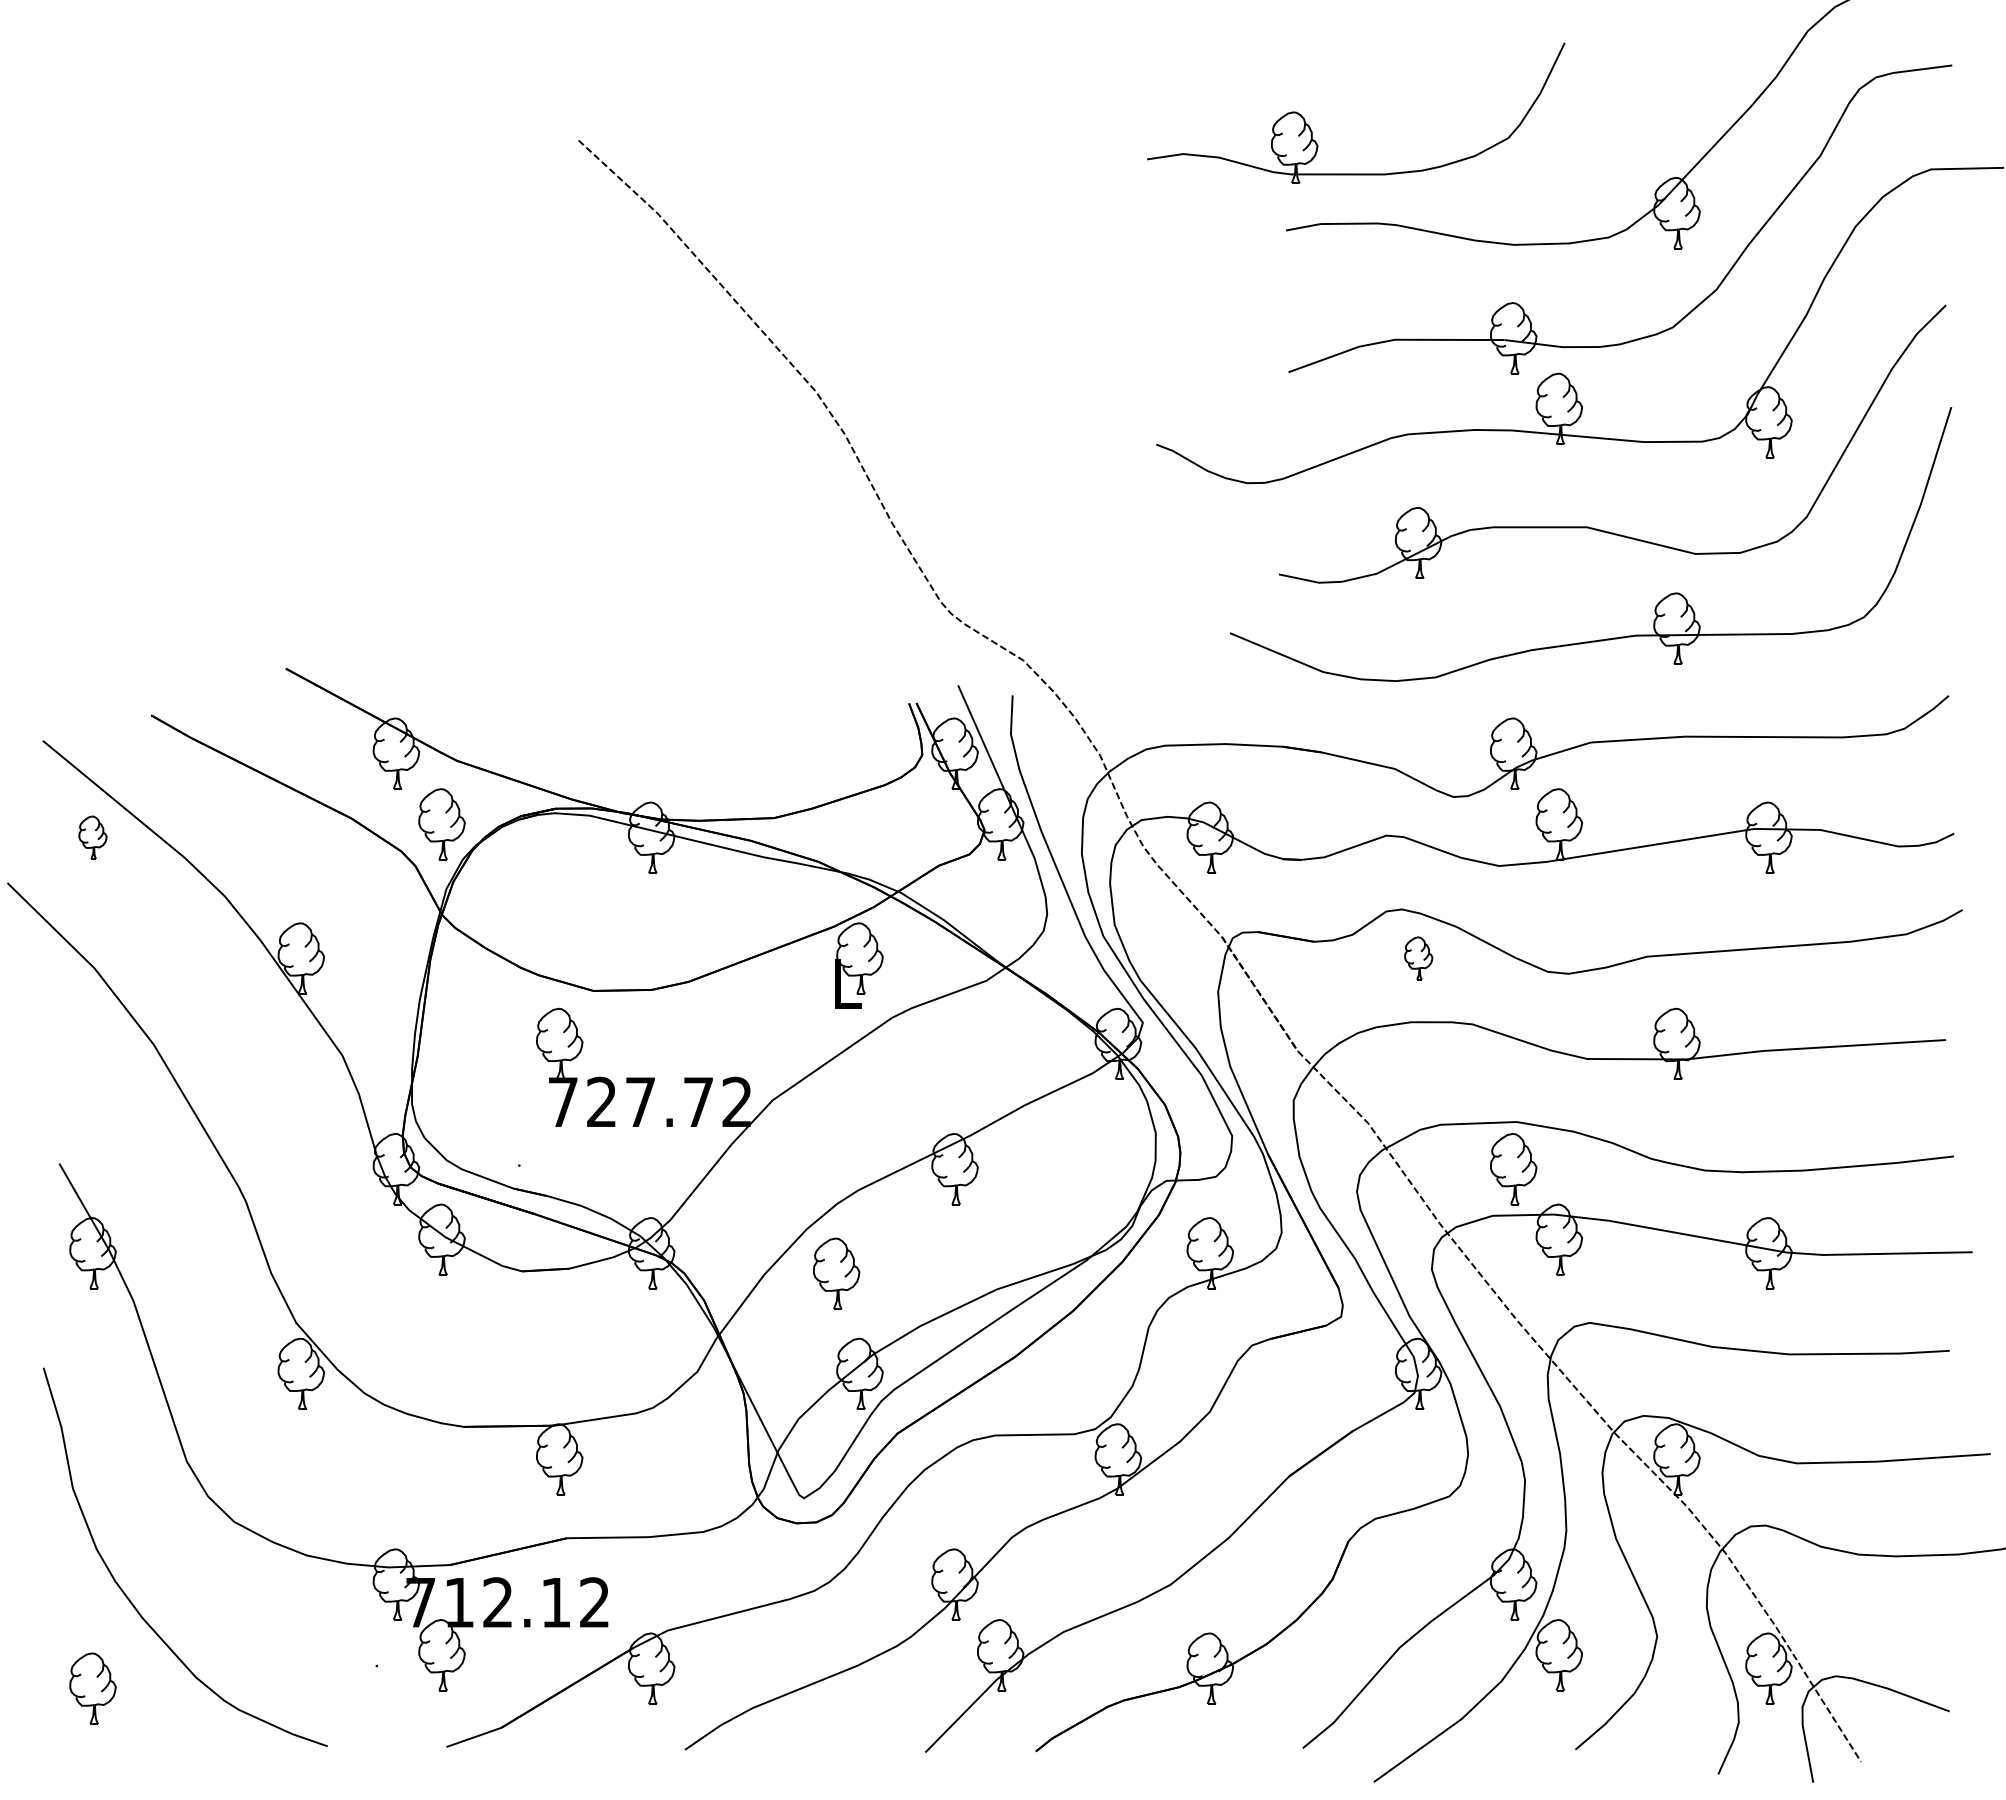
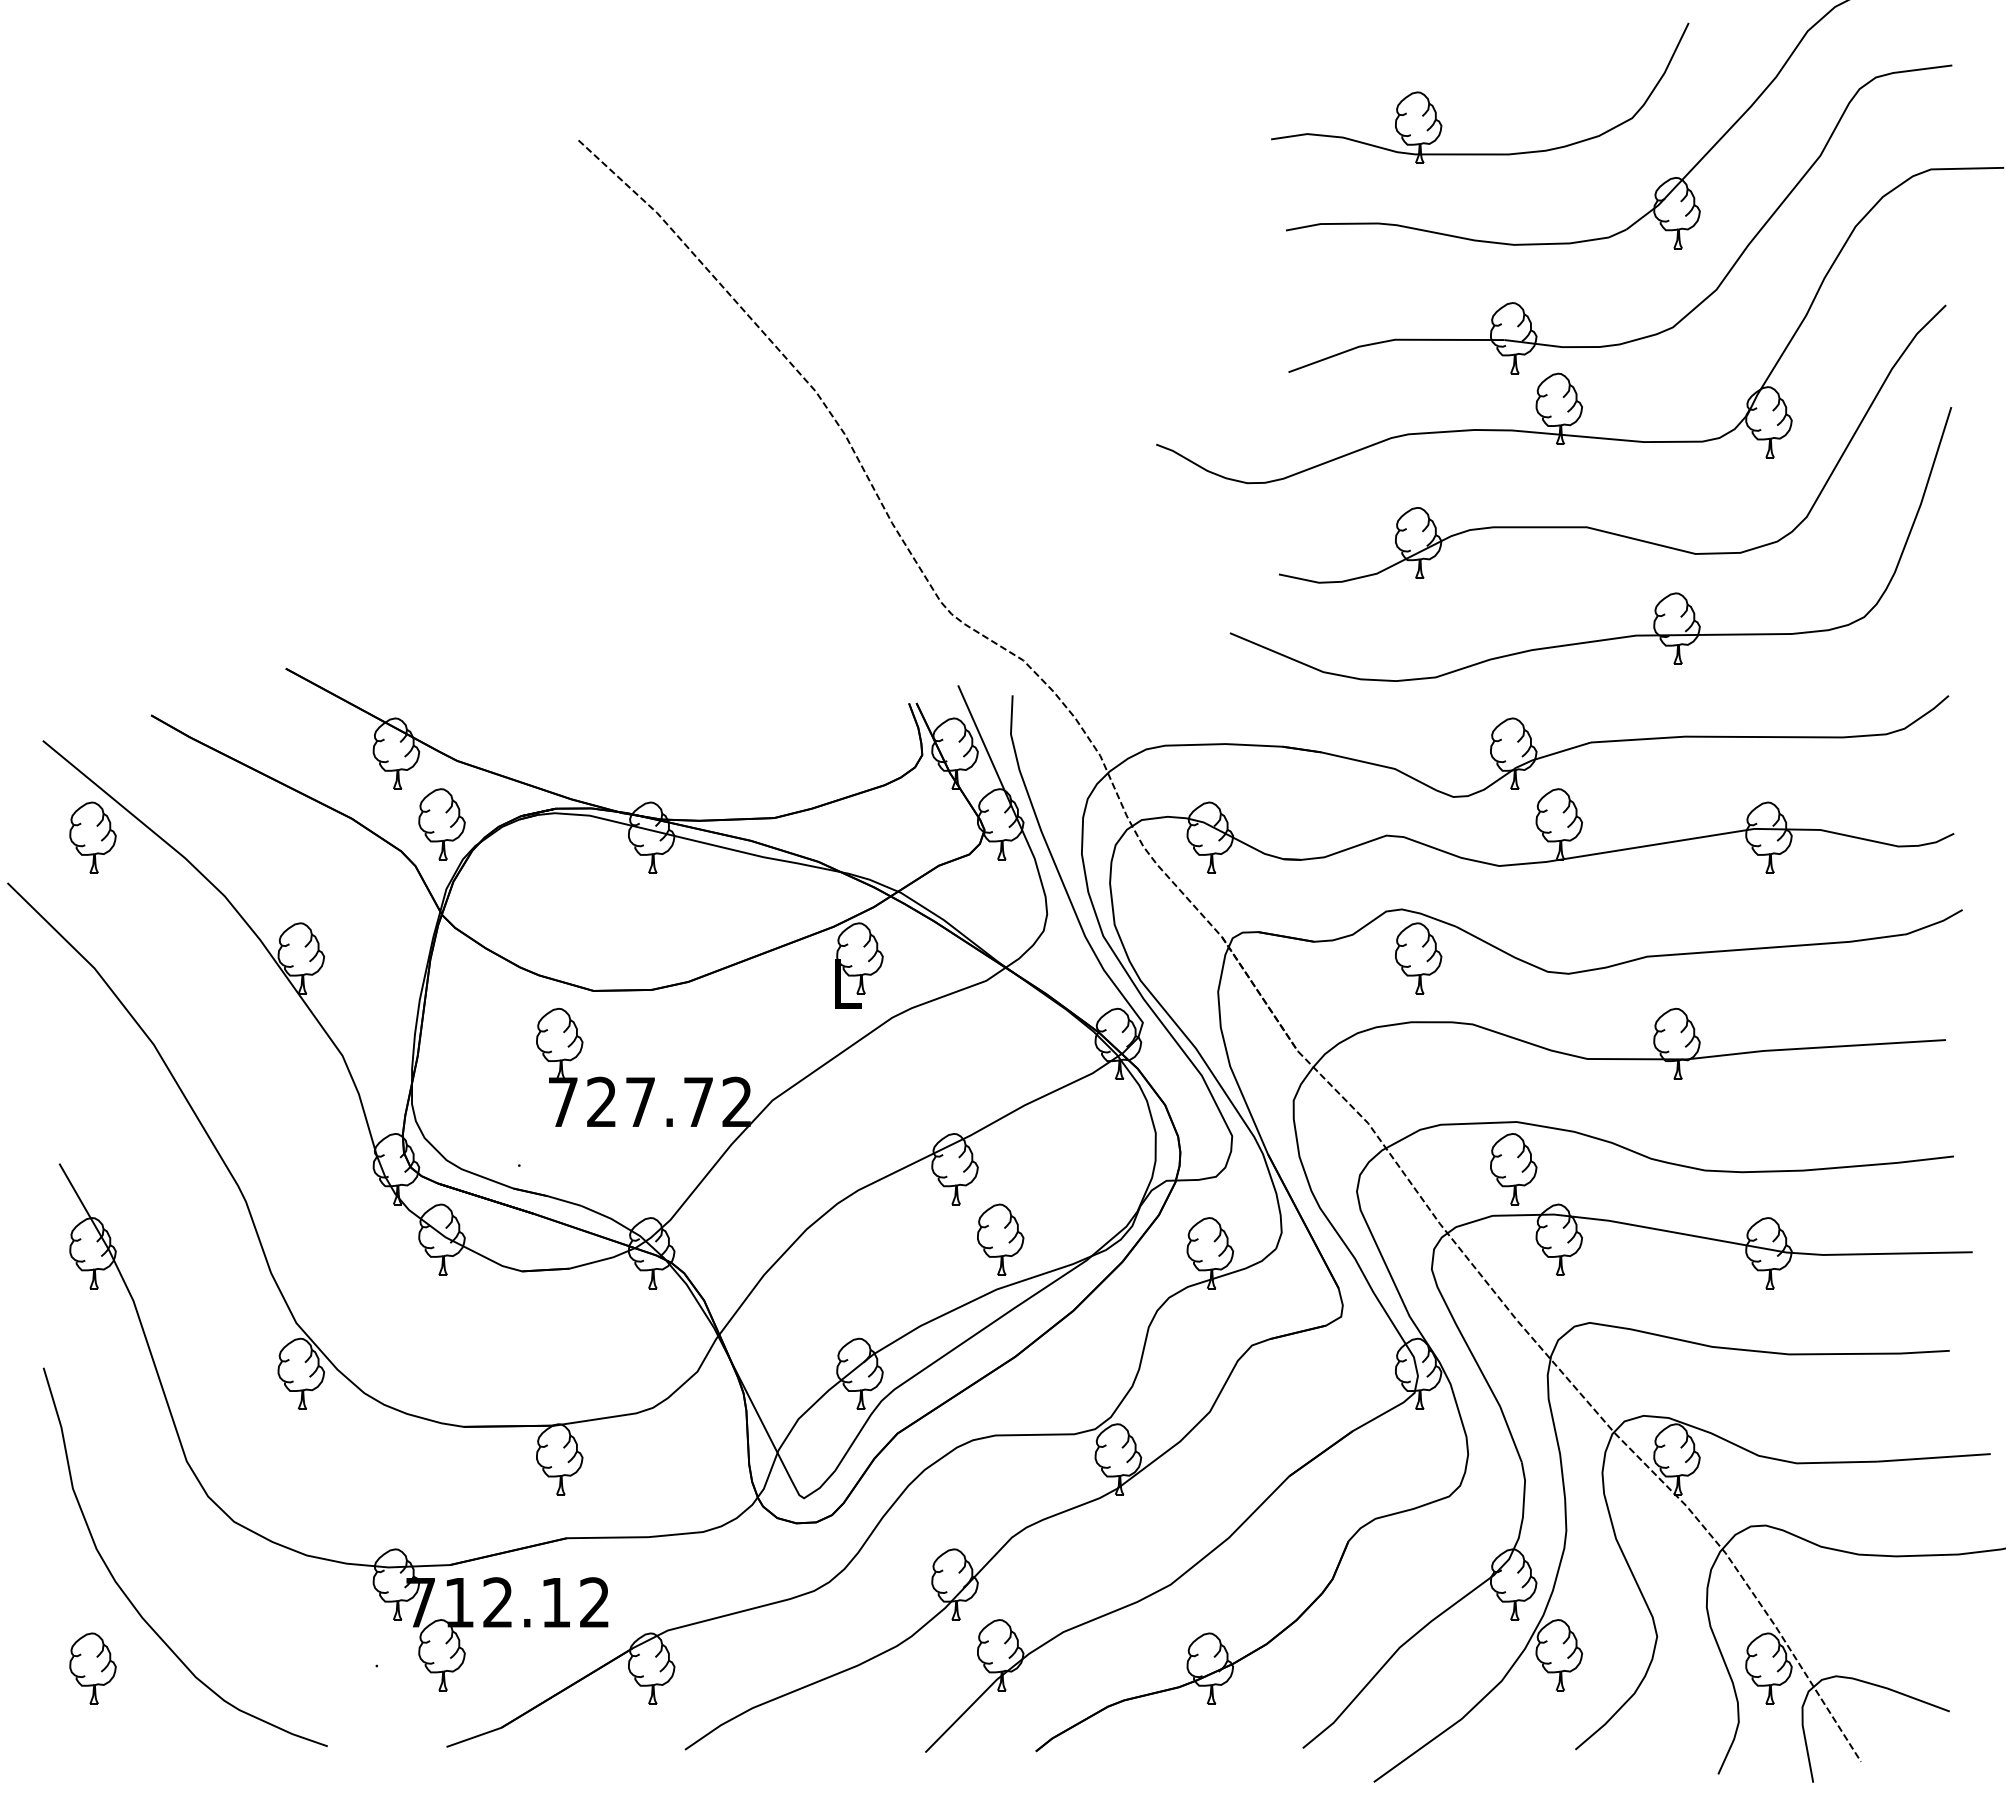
part position: (1312, 131) -> (1436, 111) (1436, 111)
part size: 30x45 px -> 48x73 px (92, 837)
part size: 30x45 px -> 48x73 px (1418, 958)
part position: (836, 1273) -> (1000, 1239) (1000, 1239)
part position: (92, 1688) -> (92, 1668) (92, 1668)
